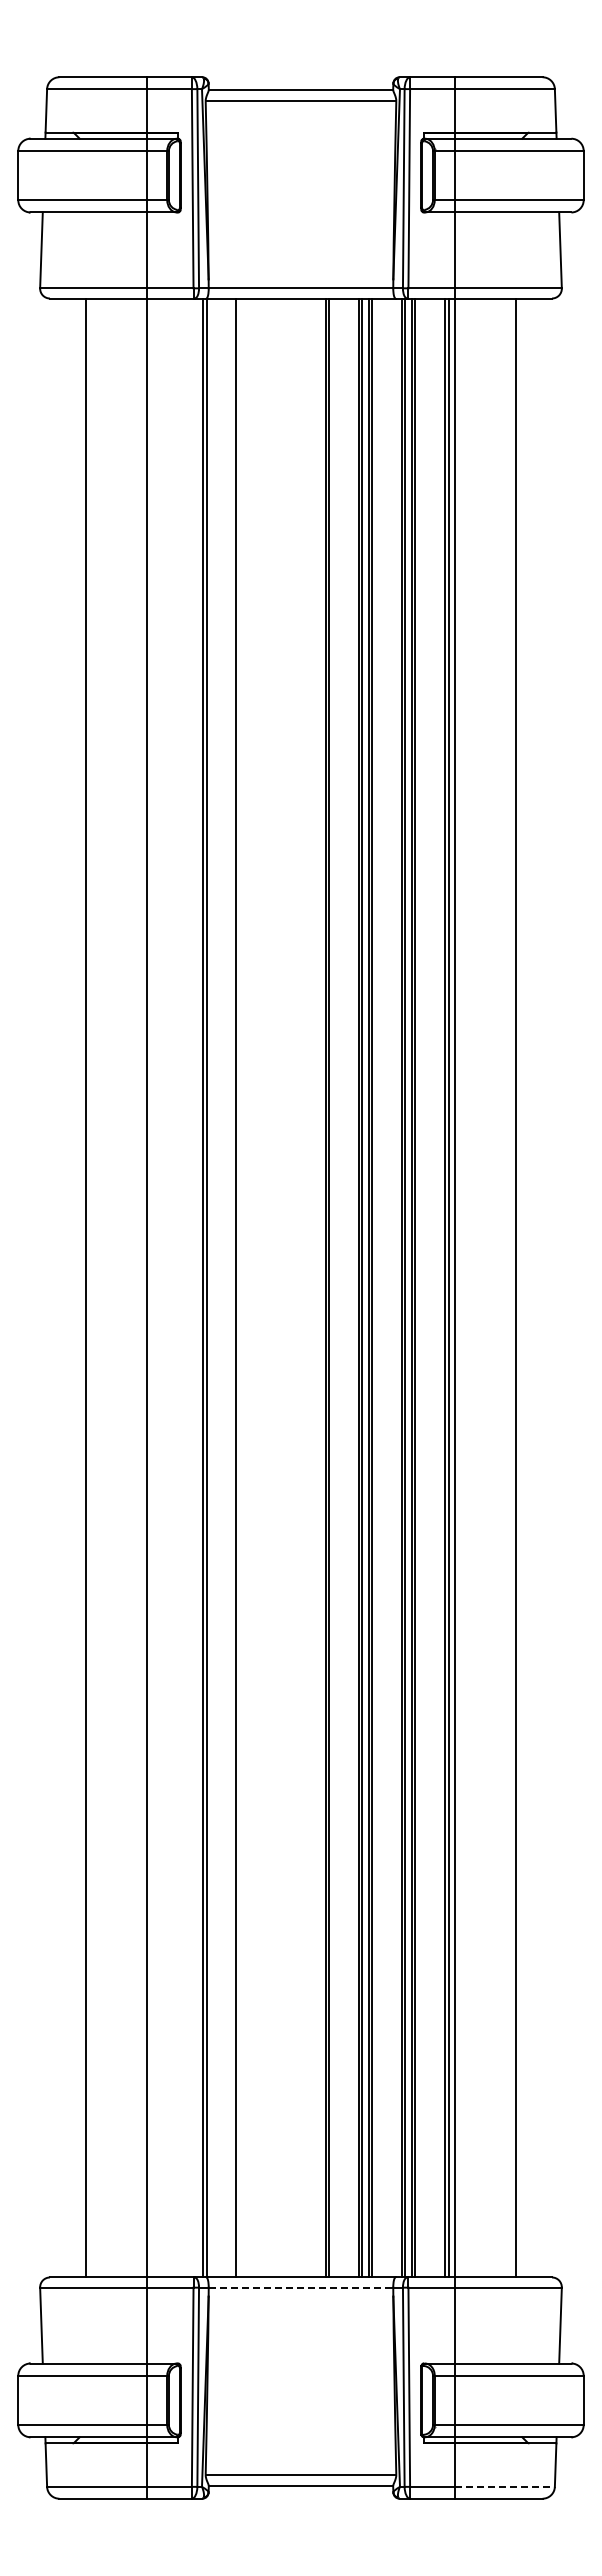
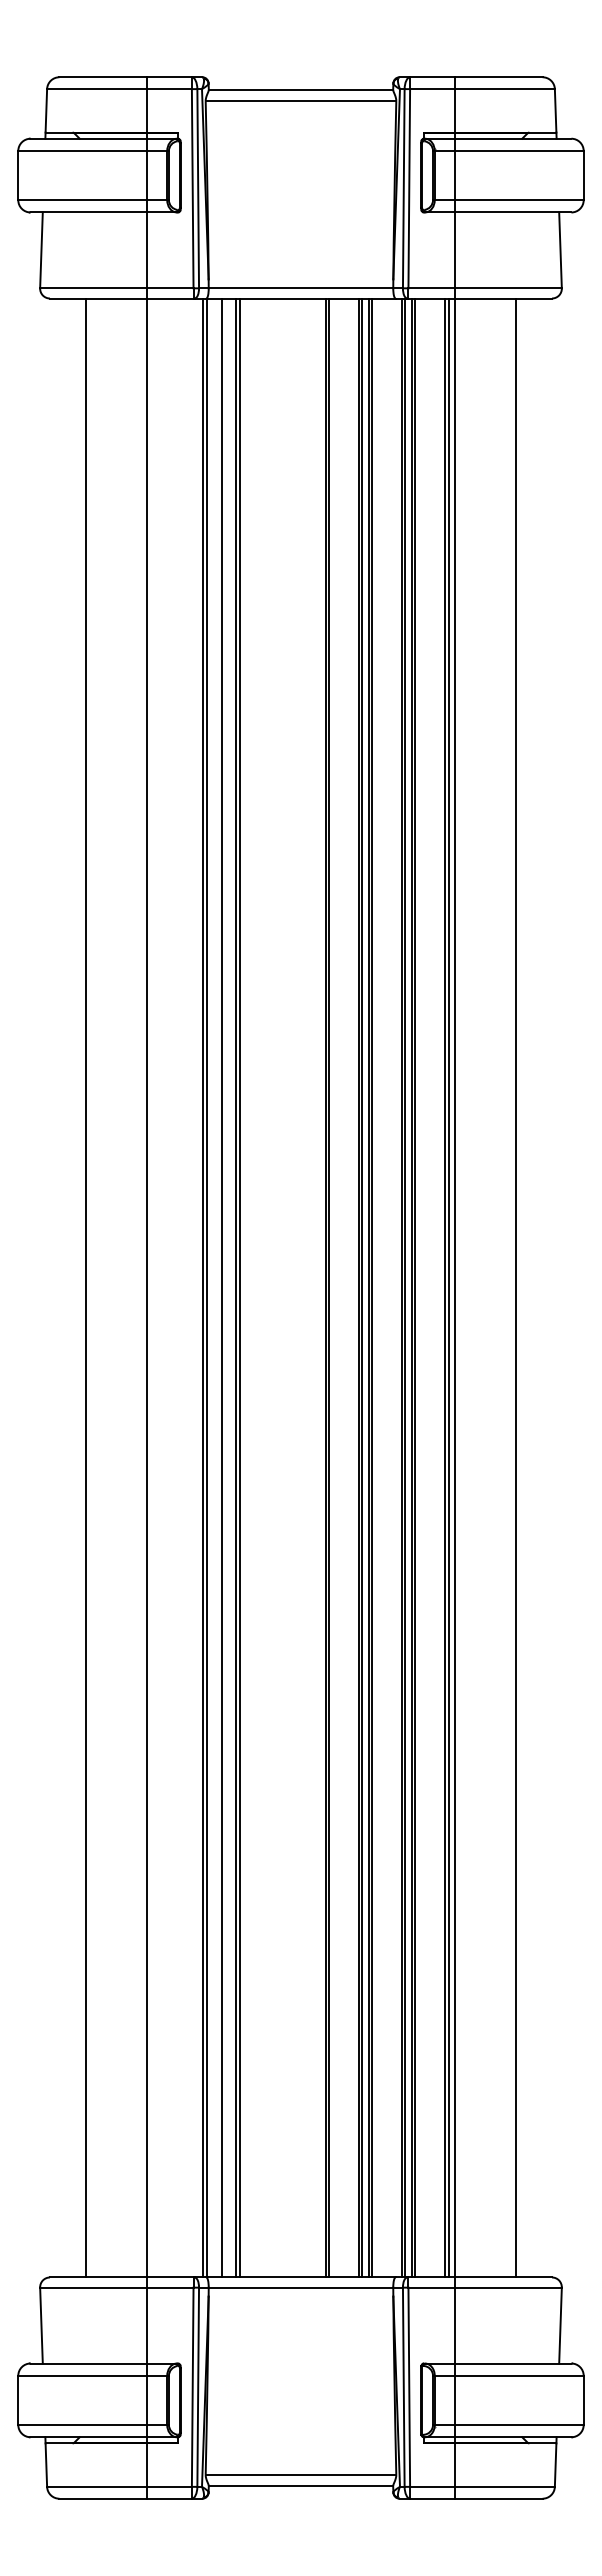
line: none -> present (221, 1287)
line: none -> present (240, 1287)
line: dashed -> solid (301, 2287)
line: dashed -> solid (505, 2486)
